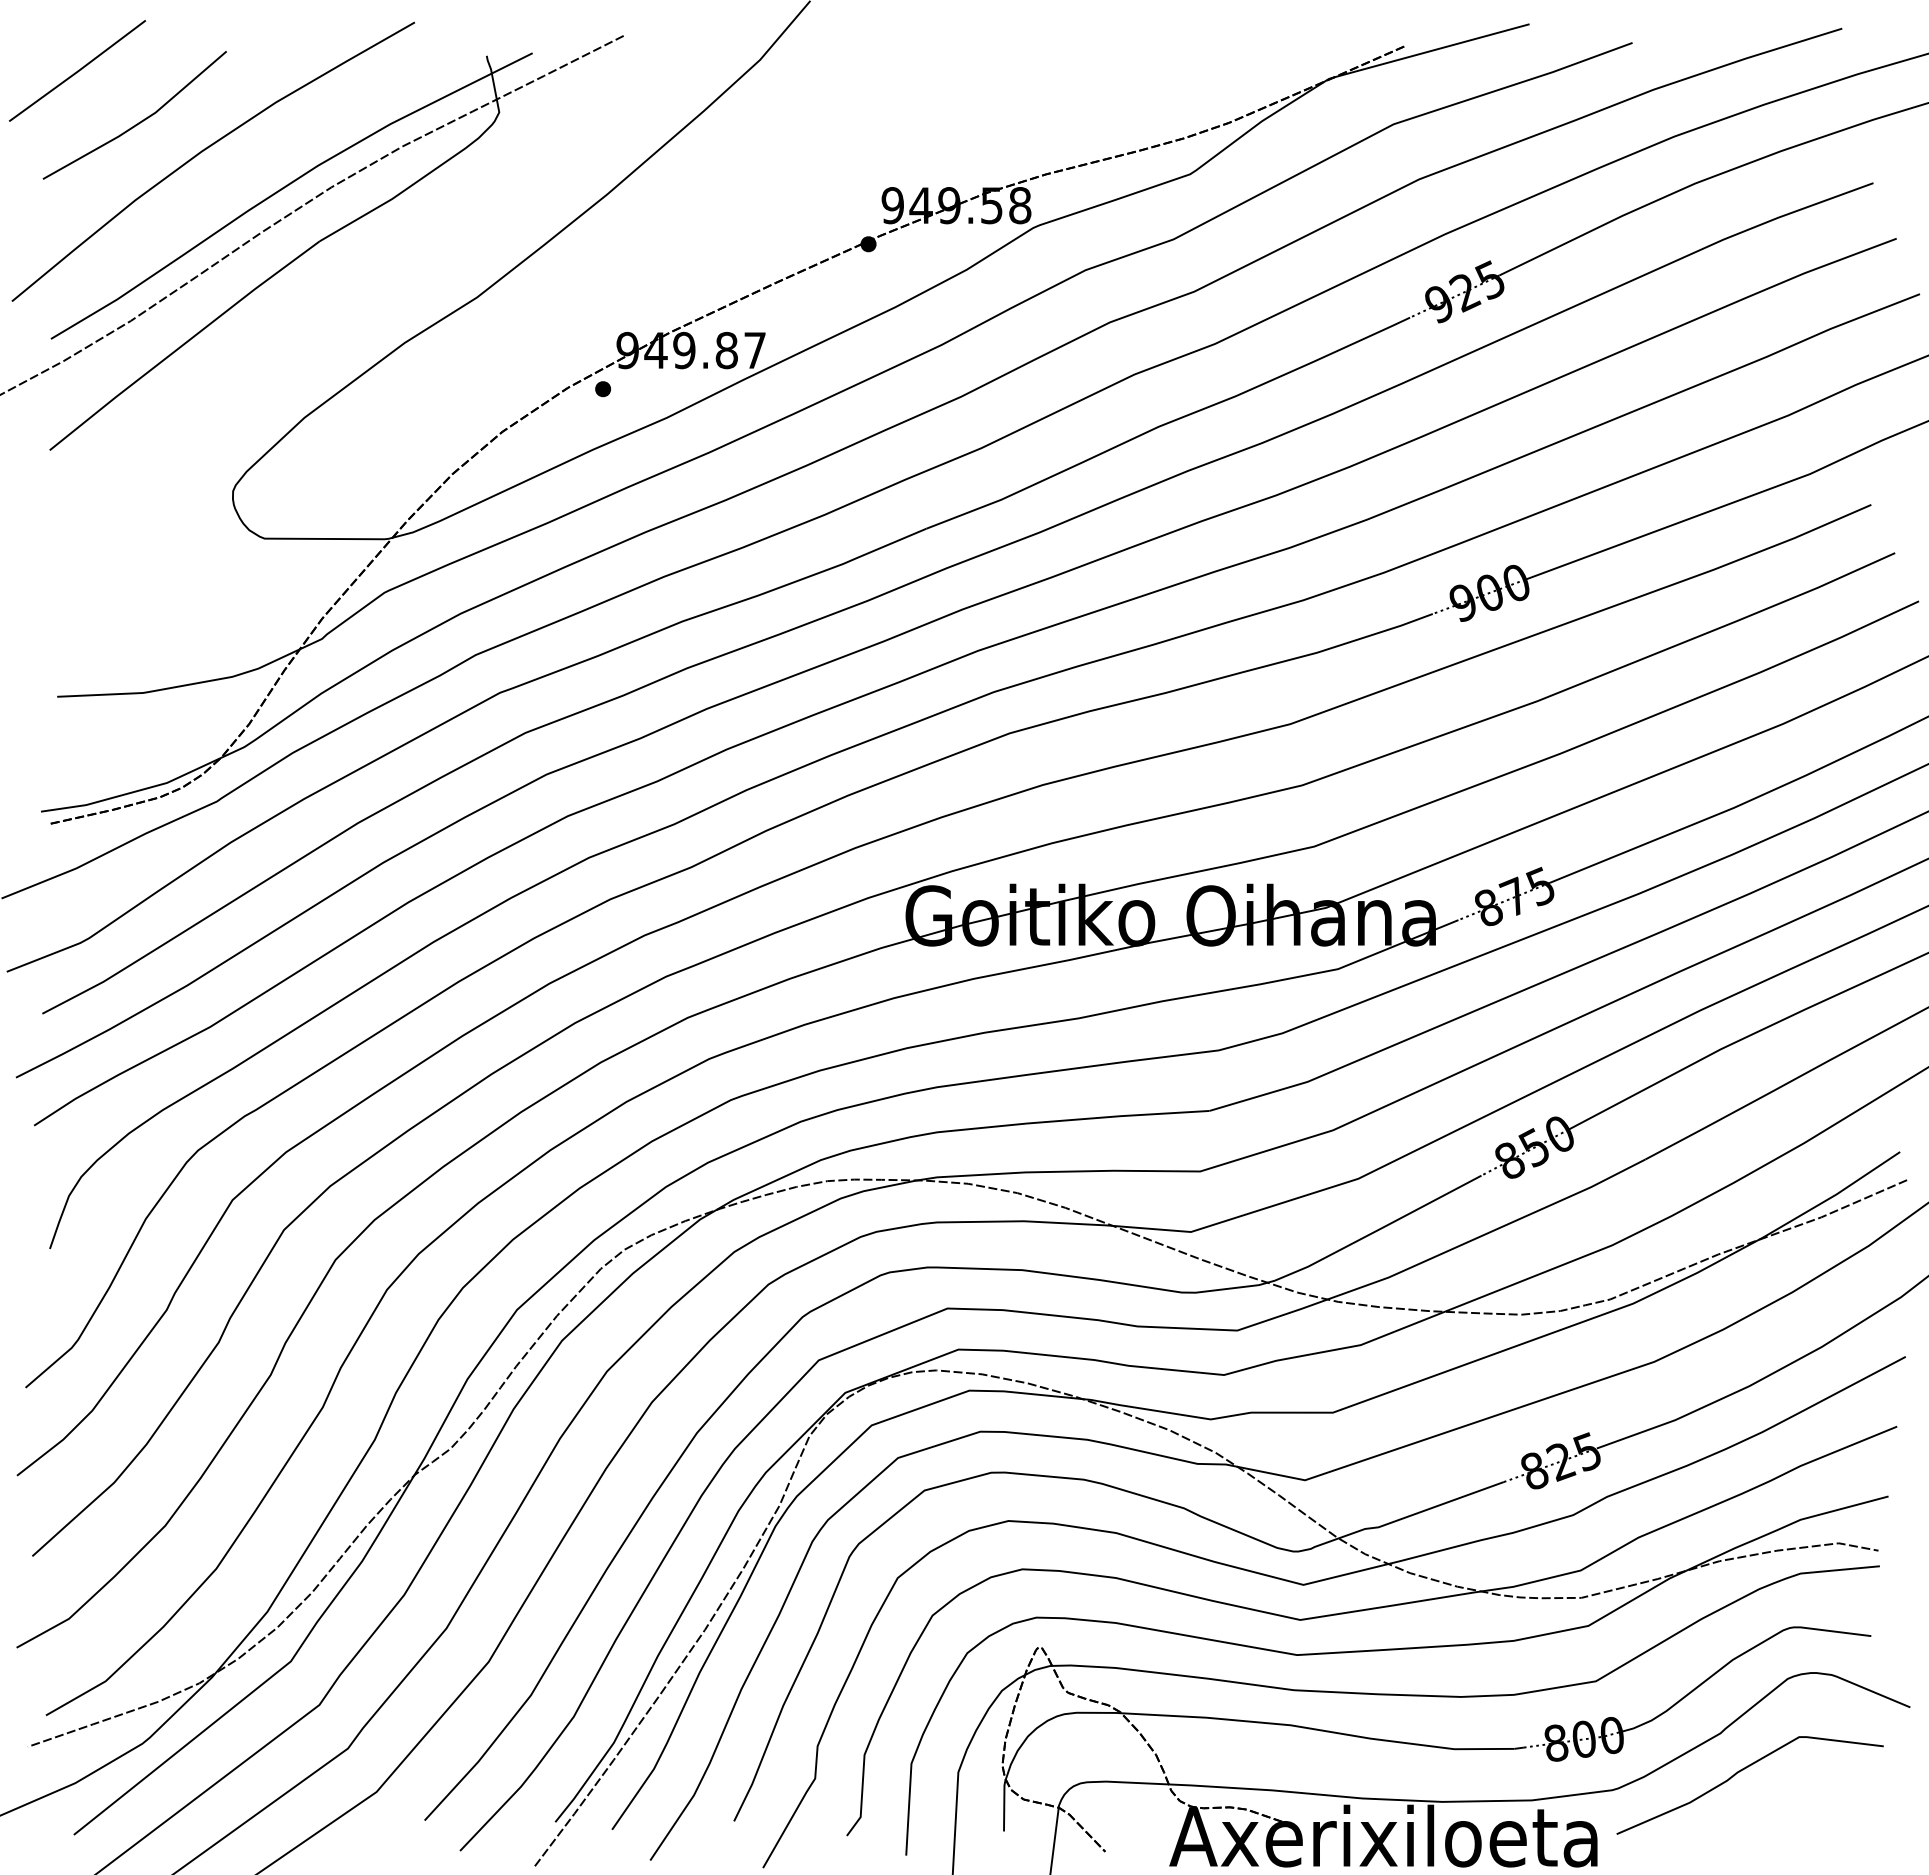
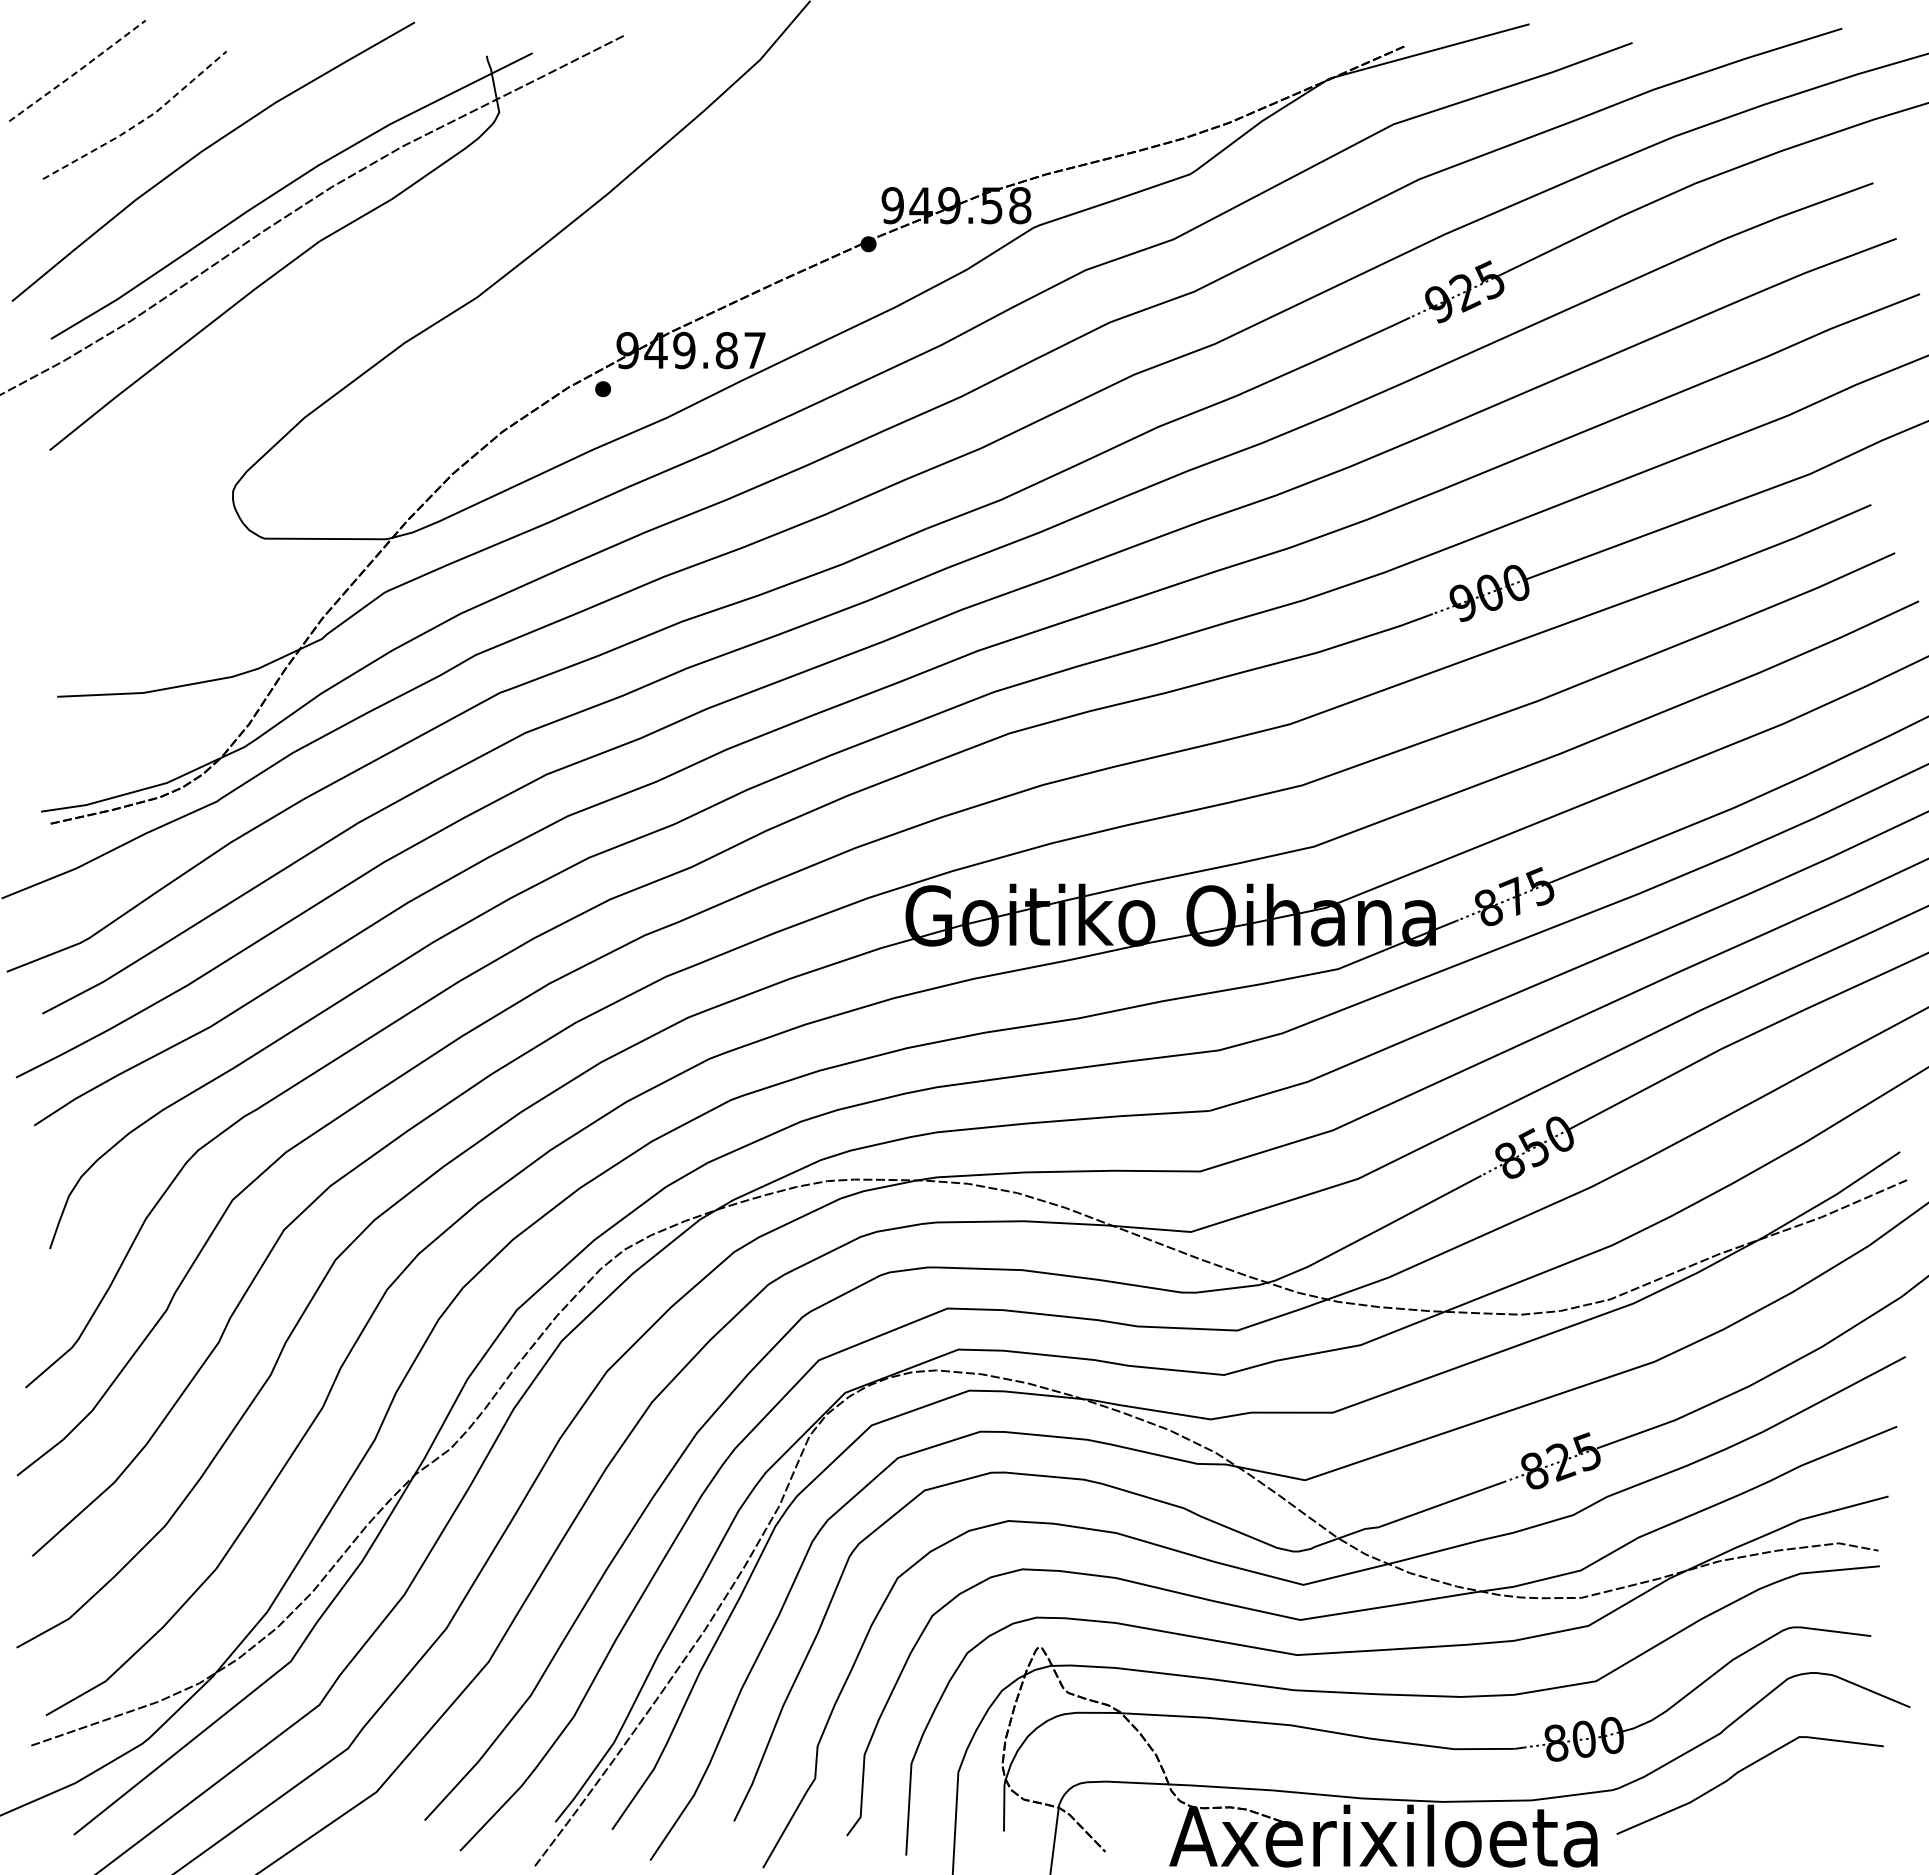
line: solid -> dashed (78, 71)
line: solid -> dashed (139, 122)
